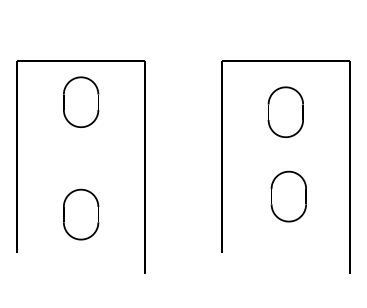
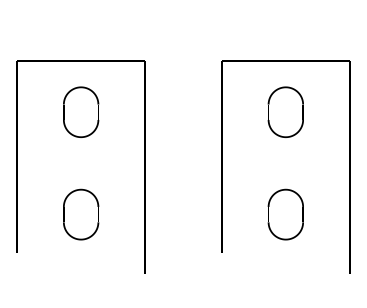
part position: (81, 101) -> (81, 111) (81, 111)
part position: (288, 196) -> (285, 214) (285, 214)
